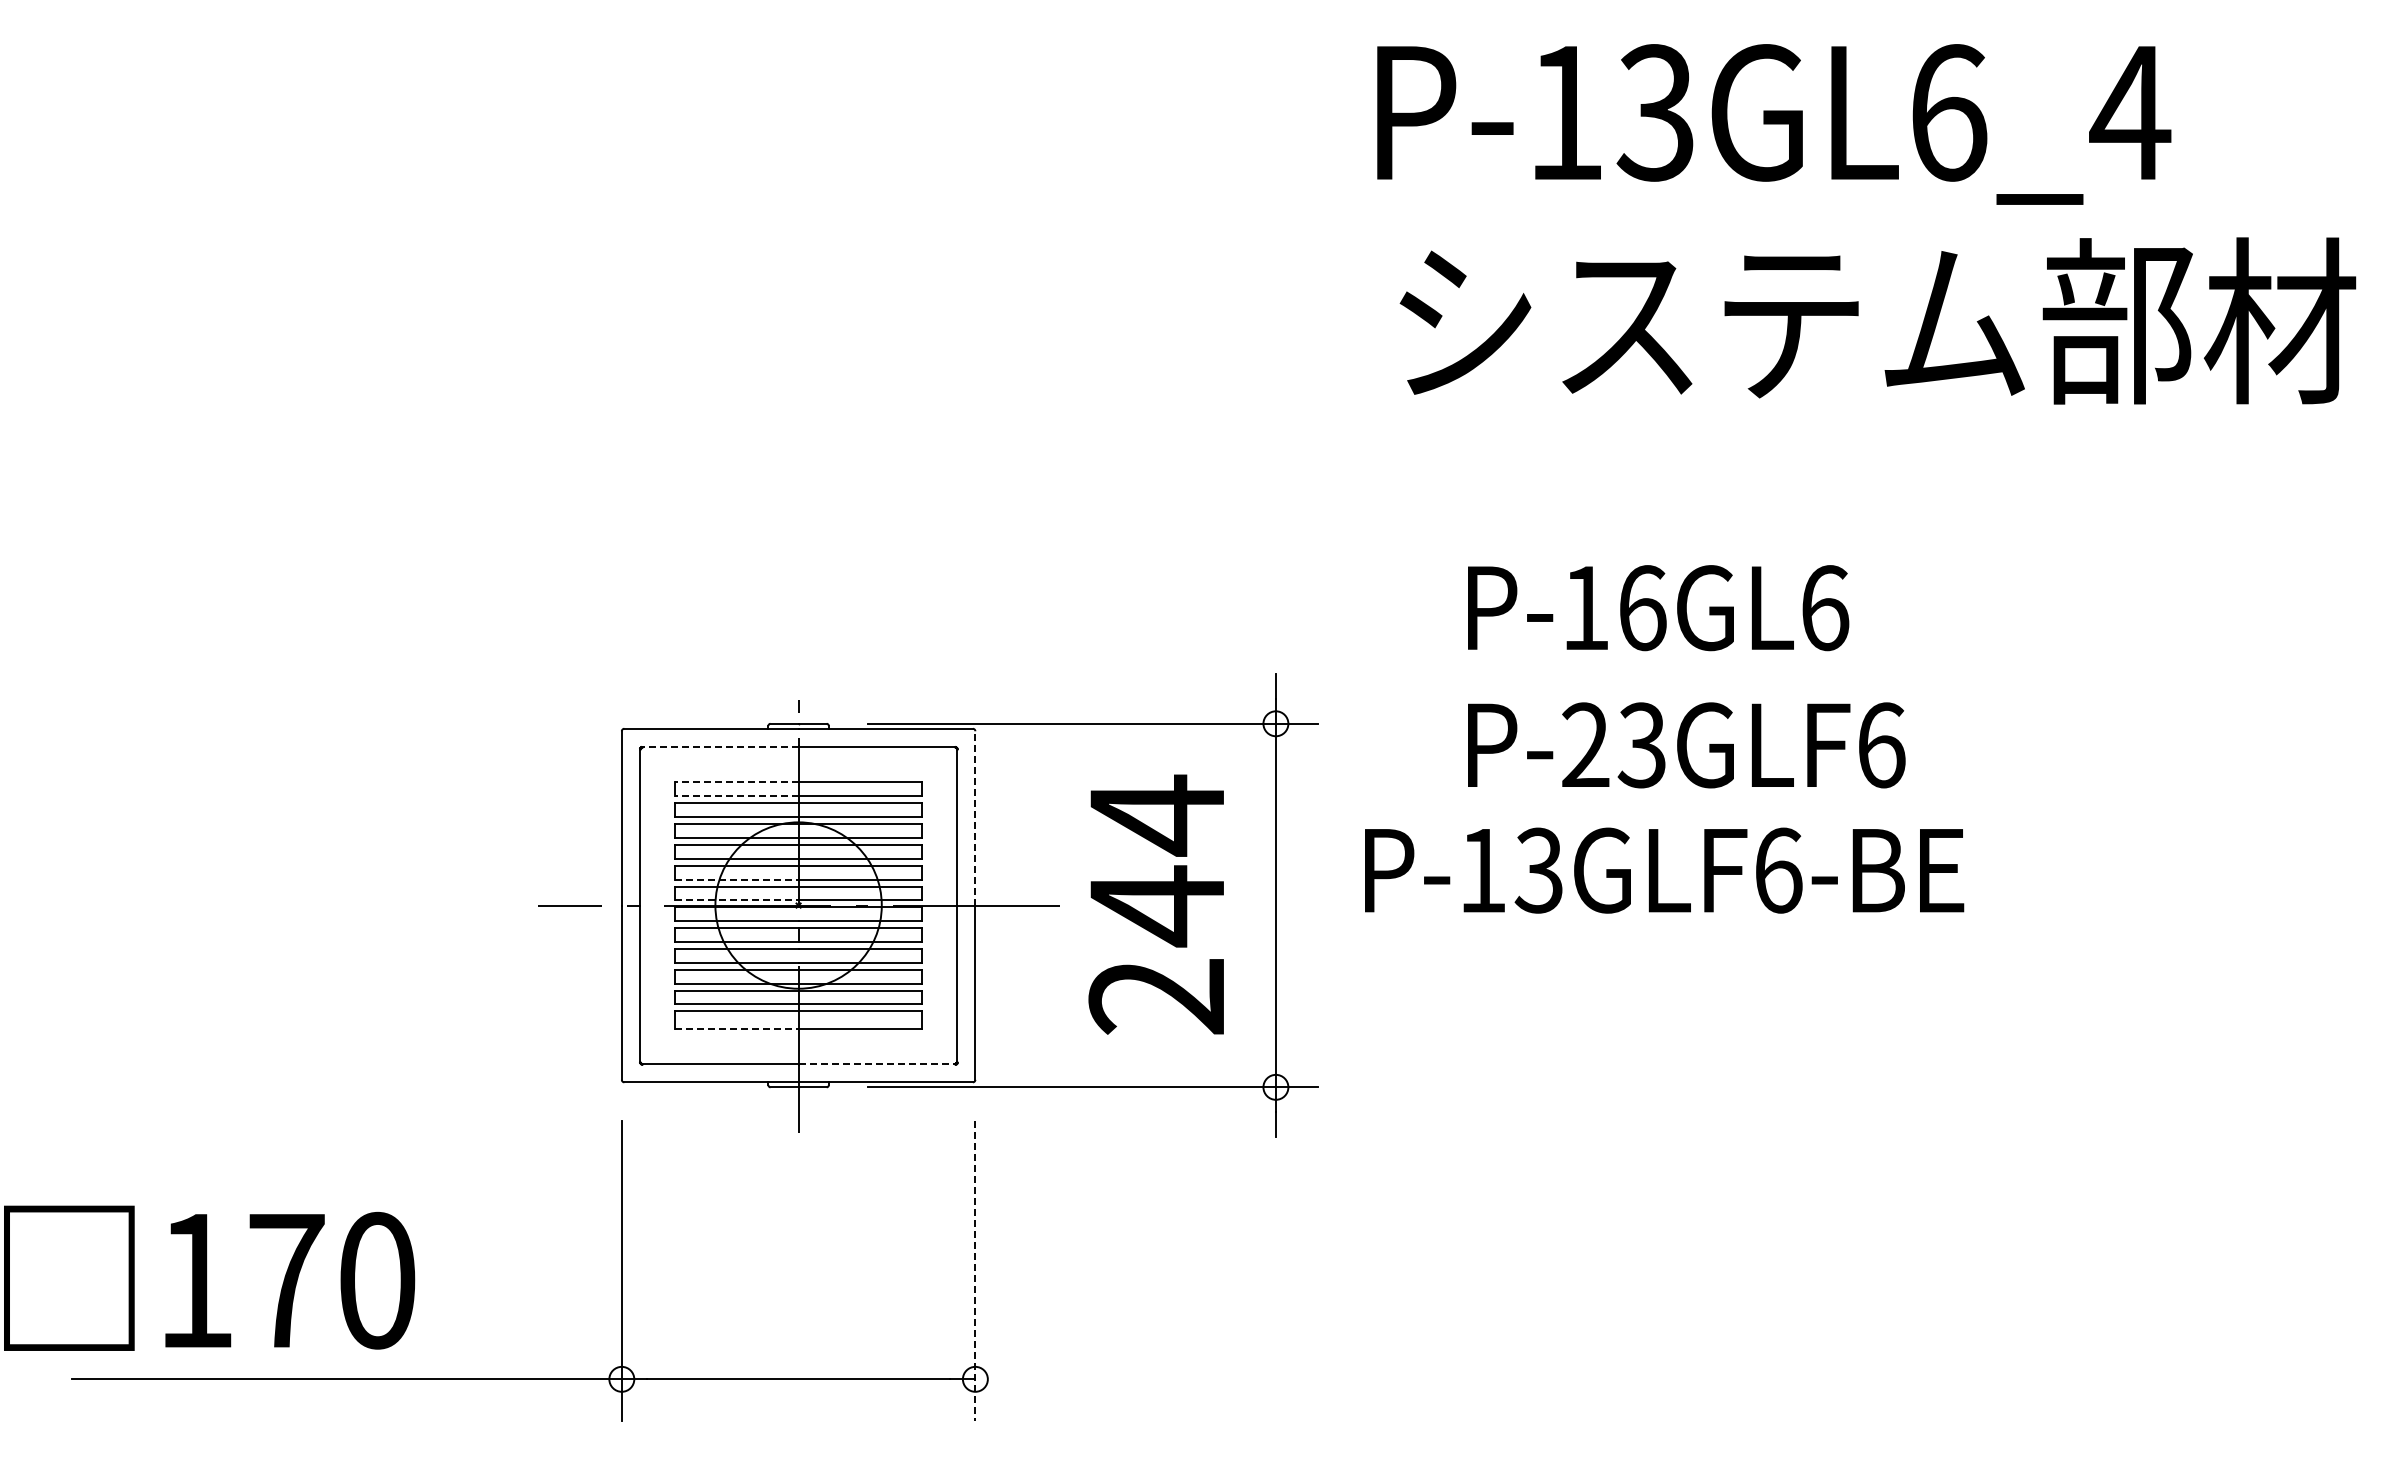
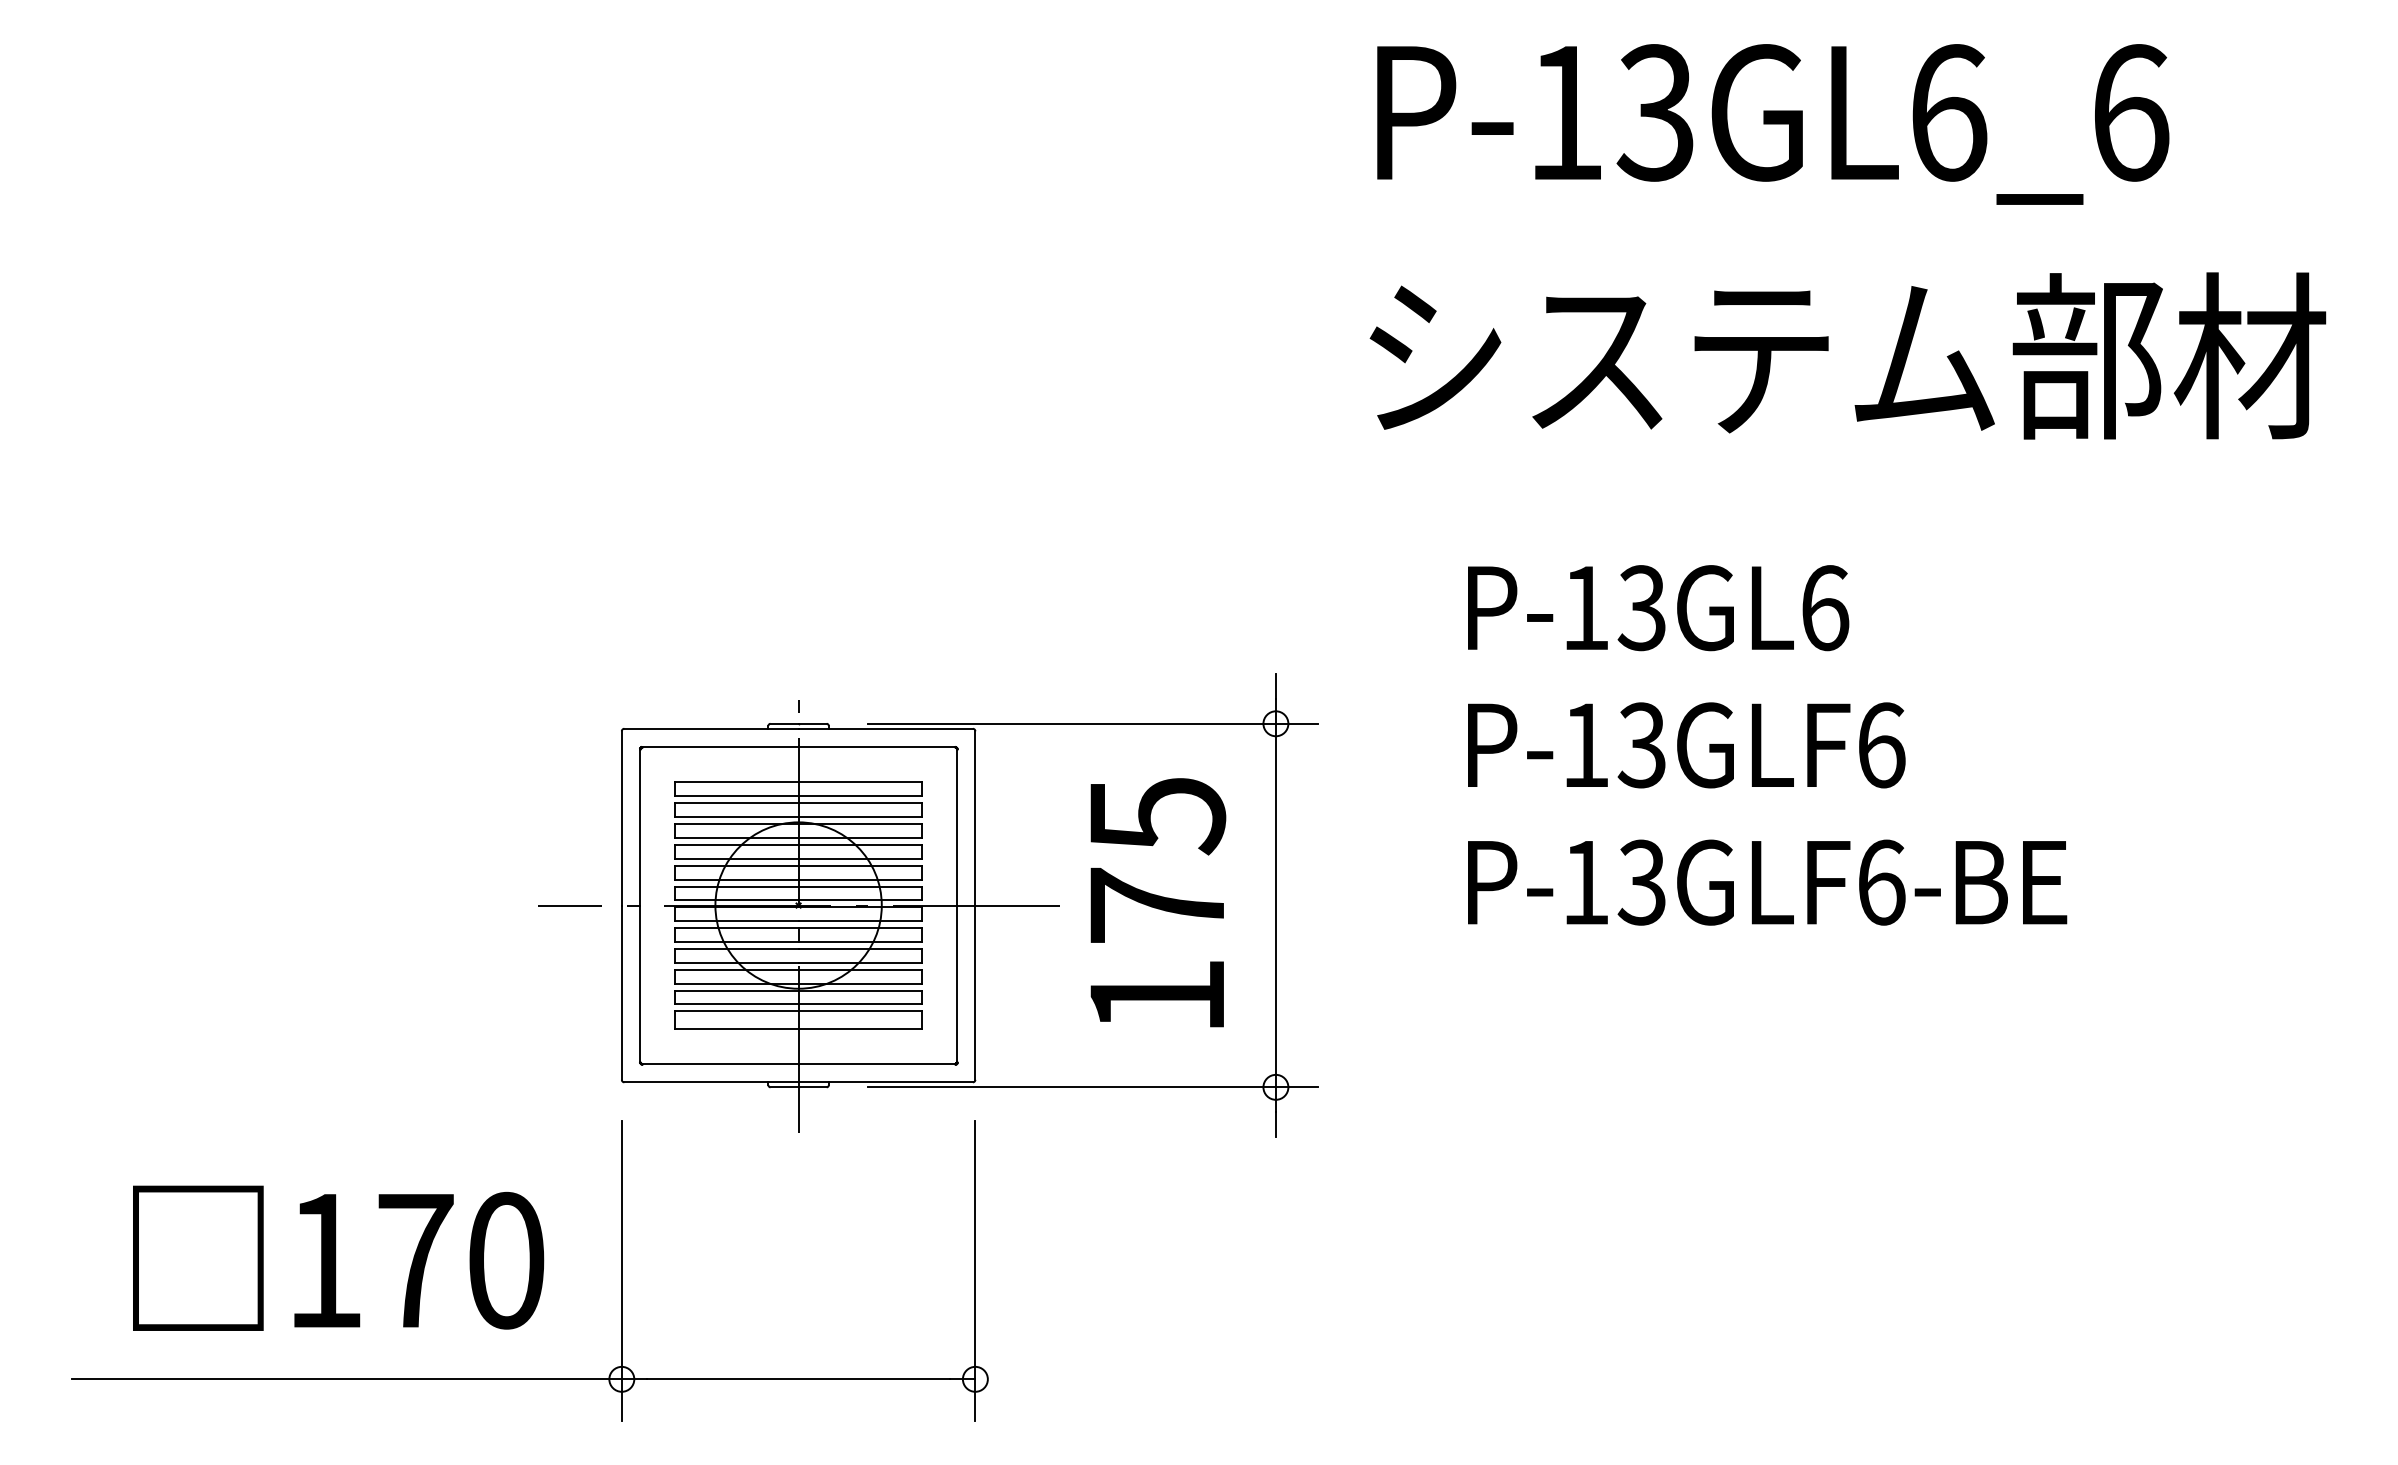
text: P-13GL6_4 -> P-13GL6_6 (2130, 112)
text position: (1877, 320) -> (1847, 355) (1847, 355)
text: P-16GL6 -> P-13GL6 (1641, 608)
text: P-23GLF6 -> P-13GLF6 (1585, 744)
line: dashed -> solid (720, 746)
line: dashed -> solid (736, 781)
line: dashed -> solid (736, 796)
line: dashed -> solid (975, 817)
text position: (1664, 870) -> (1767, 882) (1767, 882)
line: dashed -> solid (736, 879)
line: dashed -> solid (736, 900)
text: 244 -> 175 (1157, 904)
line: dashed -> solid (736, 1029)
line: dashed -> solid (877, 1064)
line: dashed -> solid (975, 1271)
text position: (209, 1277) -> (338, 1257) (338, 1257)
